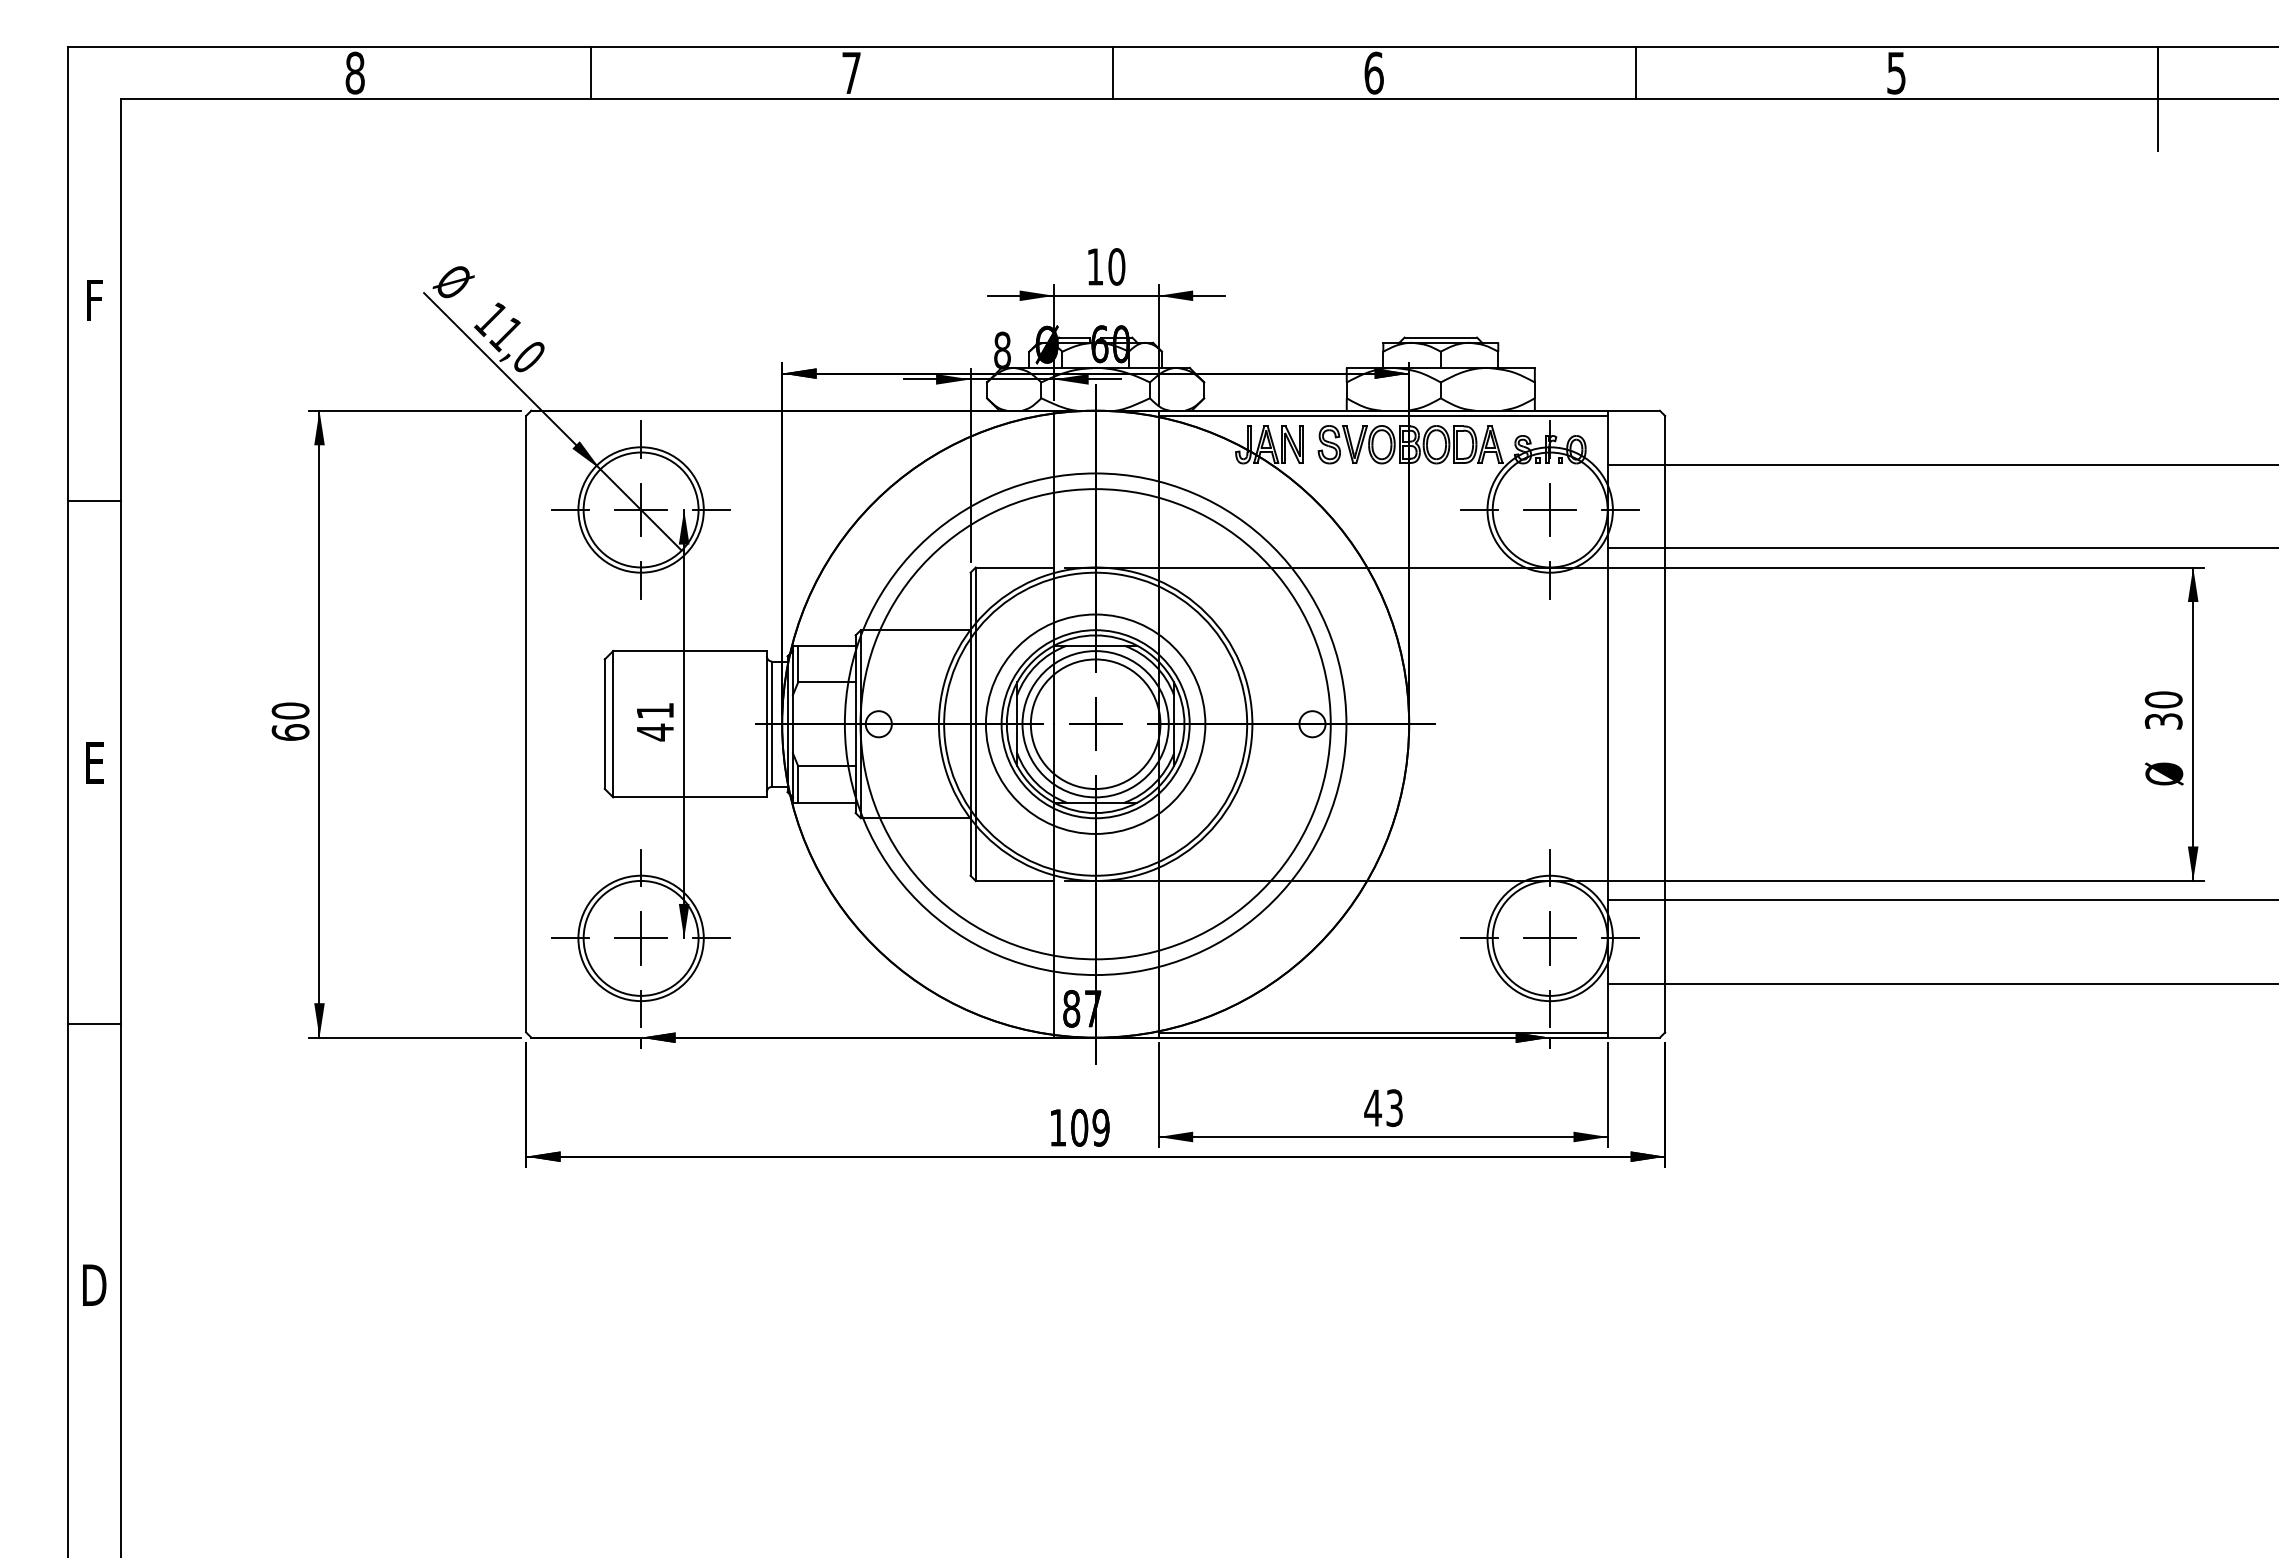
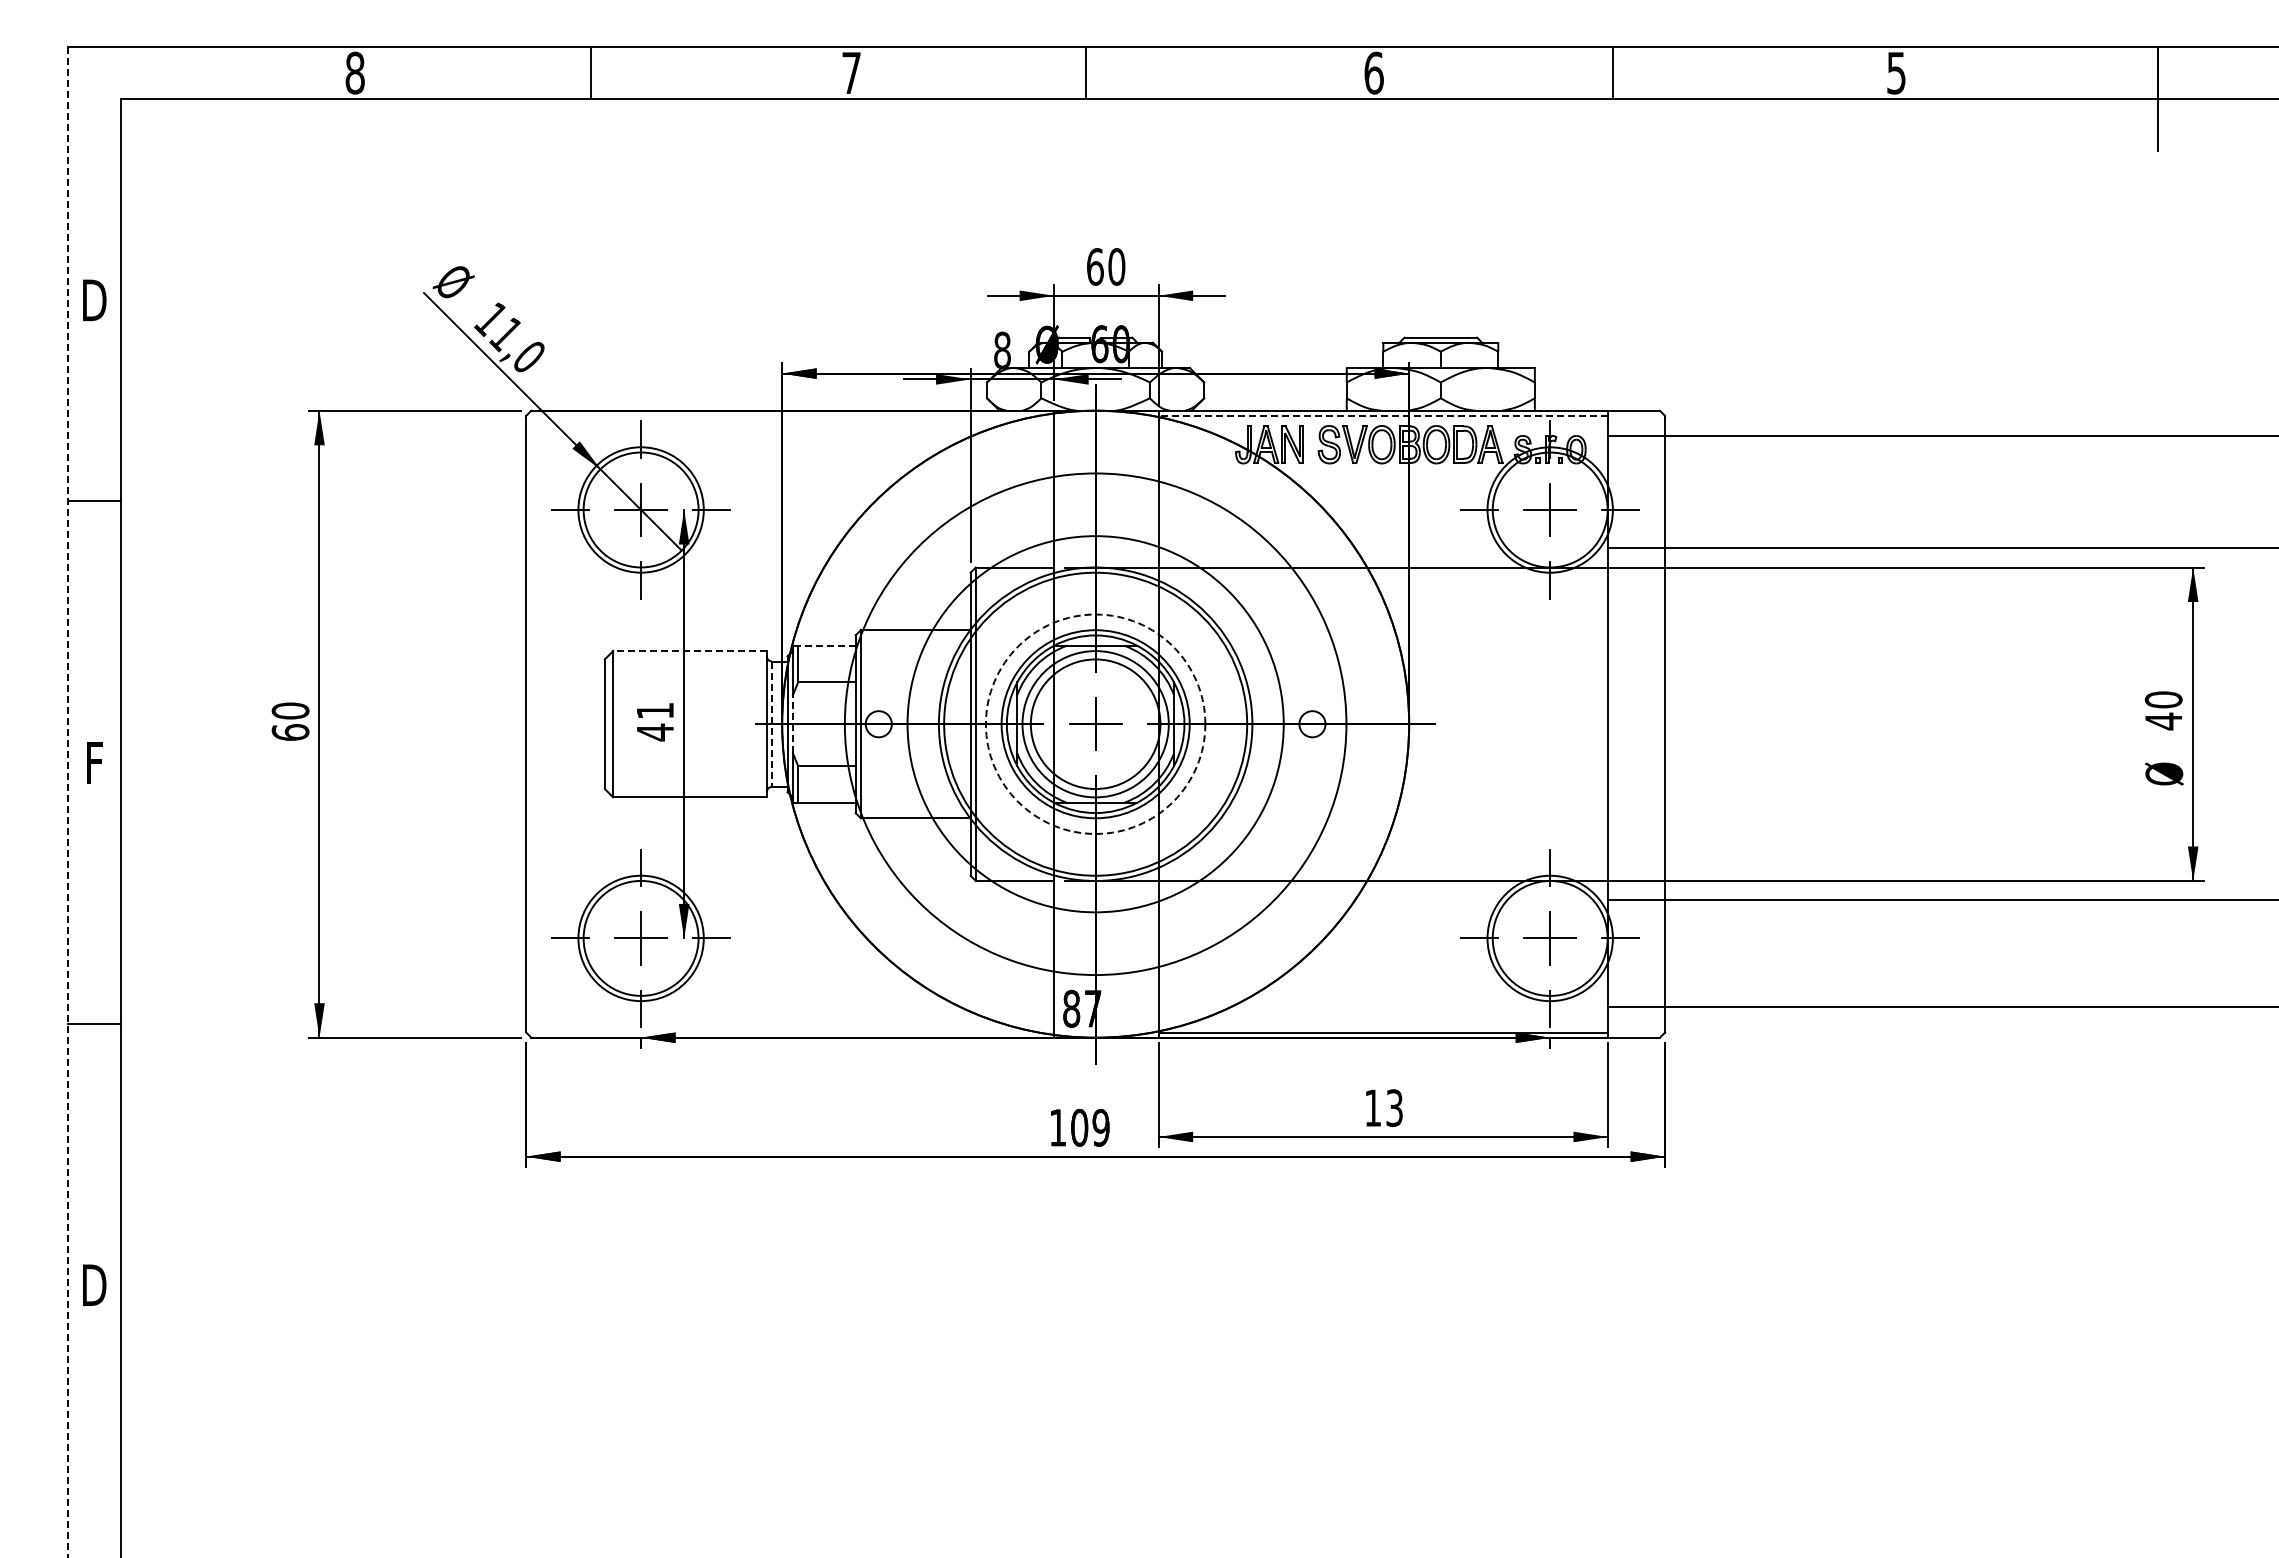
line position: (1113, 72) -> (1086, 72) (1086, 72)
line position: (1635, 72) -> (1612, 72) (1612, 72)
text: 10 -> 60 (1095, 266)
text: F -> D (94, 300)
line: solid -> dashed (1383, 415)
line position: (1941, 464) -> (1941, 435) (1941, 435)
line: solid -> dashed (826, 645)
line: solid -> dashed (690, 651)
text: 30 -> 40 (2163, 721)
line: solid -> dashed (792, 723)
circle: solid -> dashed (1095, 723)
line: solid -> dashed (772, 724)
circle diameter: 470 px -> 376 px (1095, 724)
text: E -> F (94, 762)
line: solid -> dashed (68, 801)
line position: (1941, 983) -> (1941, 1006) (1941, 1006)
text: 43 -> 13 (1372, 1107)
